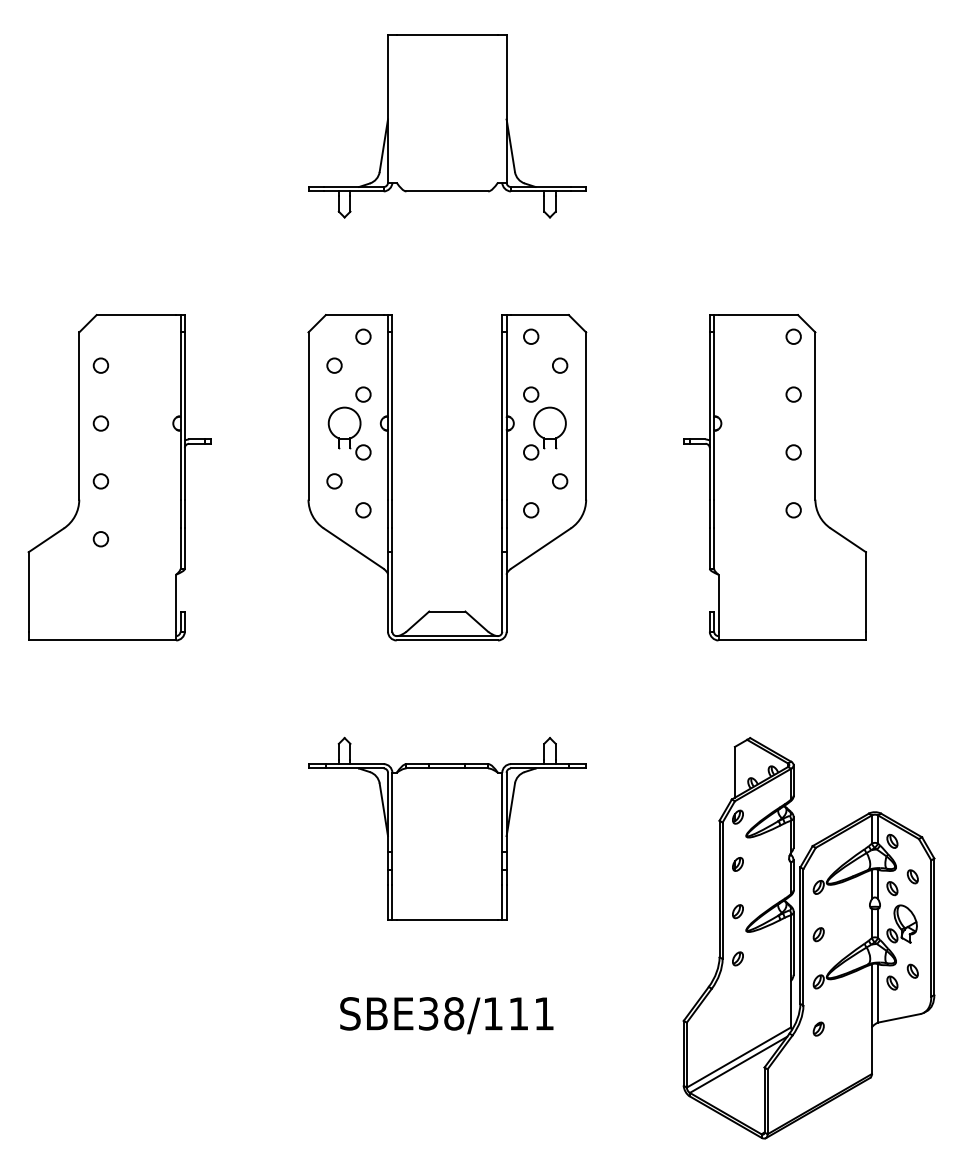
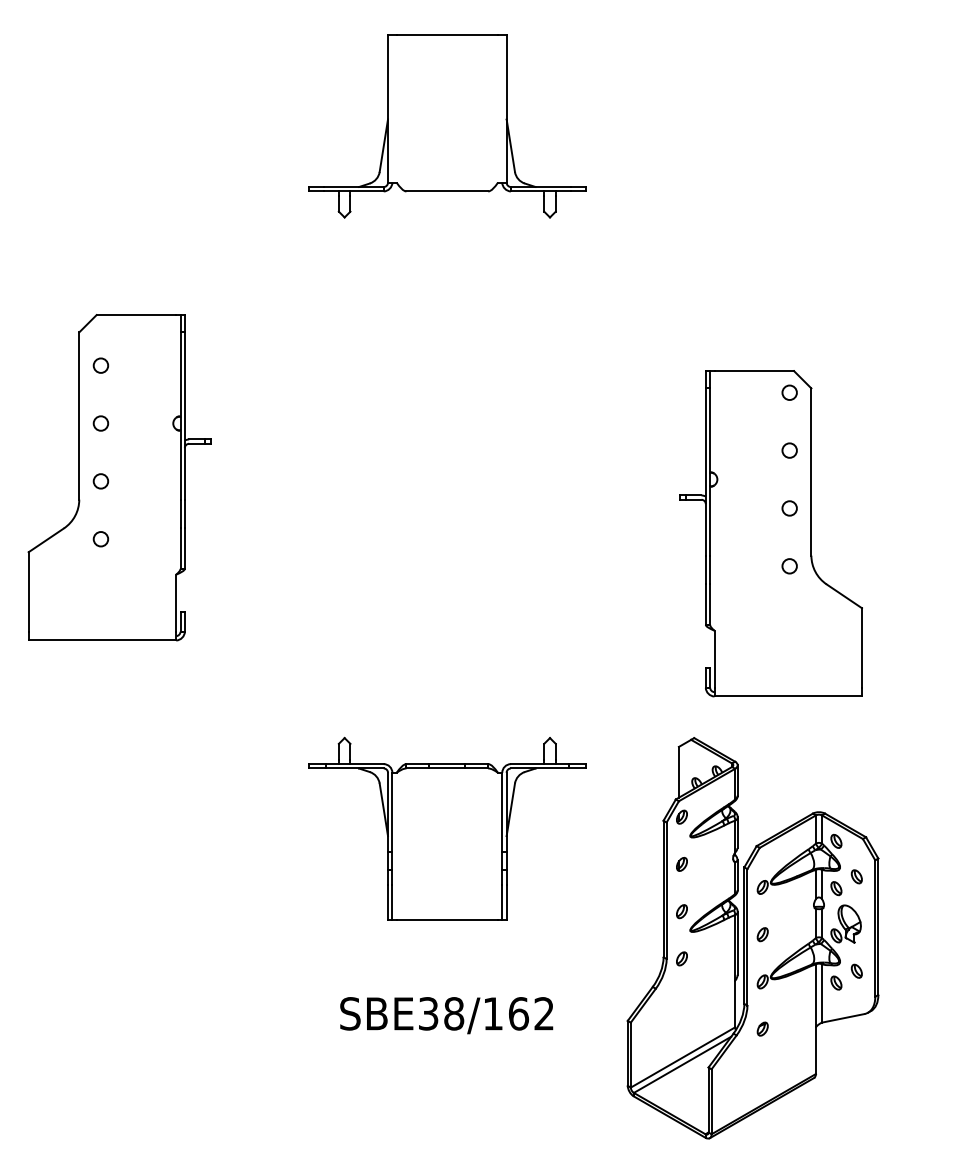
part: present -> none (501, 477)
part position: (774, 477) -> (770, 533) (770, 533)
part position: (808, 938) -> (752, 938) (752, 938)
text: SBE38/111 -> SBE38/162 (531, 1013)
